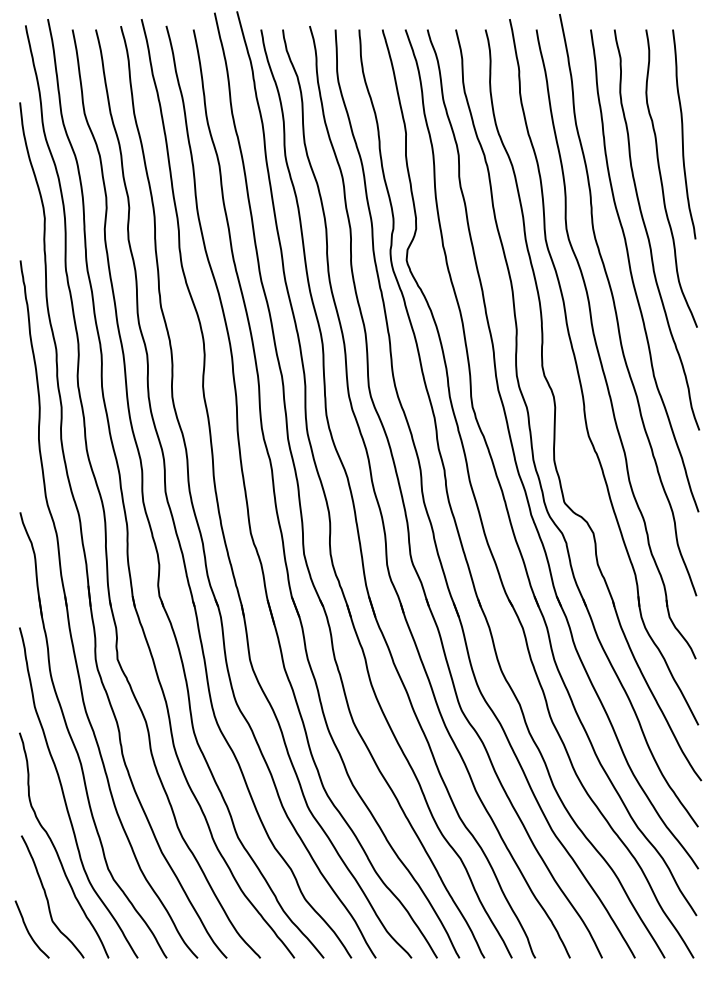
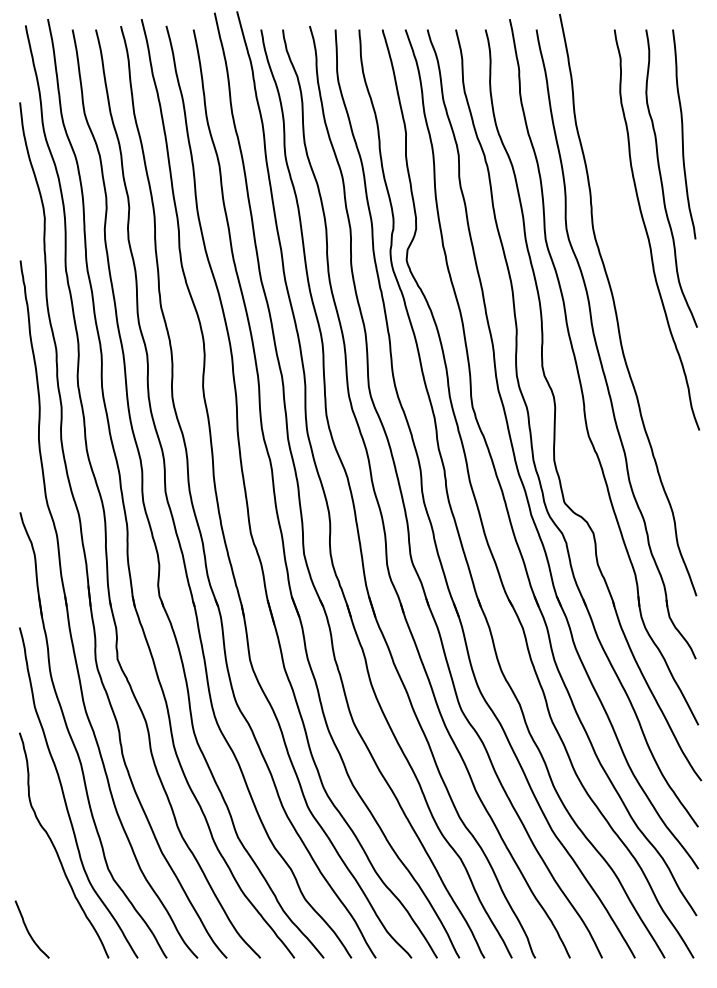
curve: present -> none (632, 274)
curve: present -> none (47, 896)
